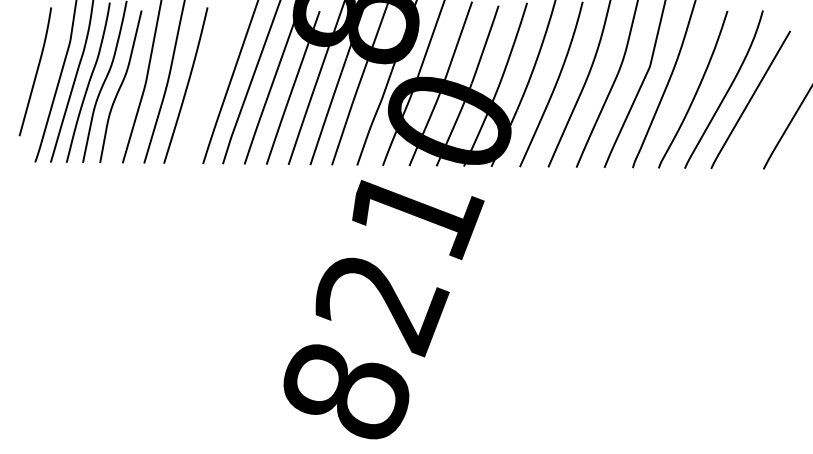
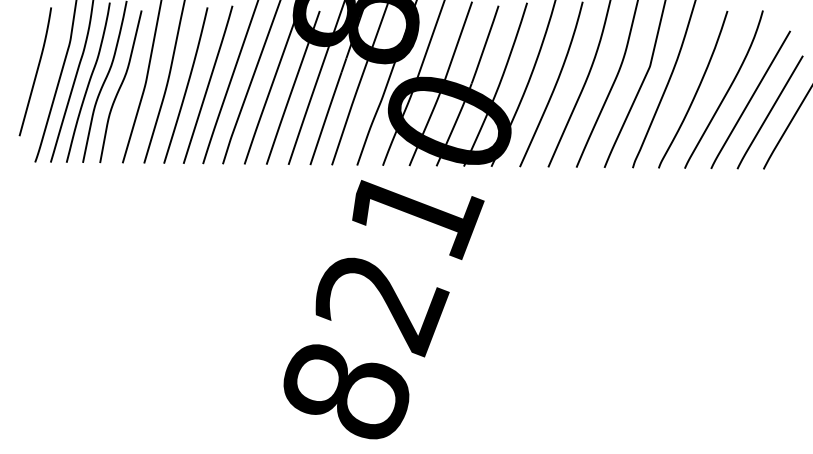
line: none -> present (208, 84)
line: none -> present (769, 112)
